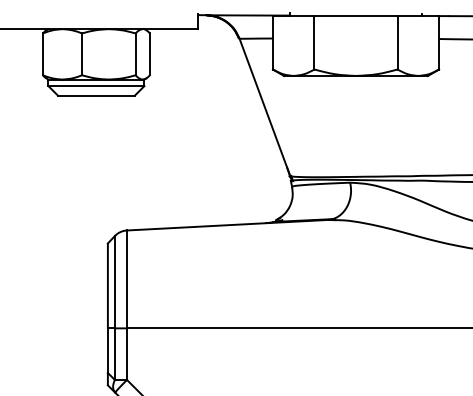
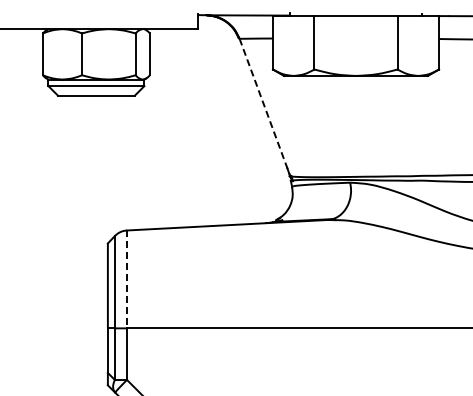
line: solid -> dashed (265, 108)
line: solid -> dashed (127, 279)
